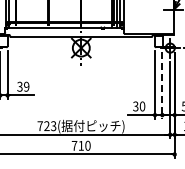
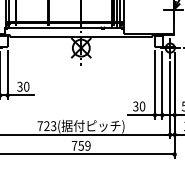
text: 39 -> 30 (26, 86)
line: dashed -> solid (162, 86)
text: 710 -> 759 (84, 145)
